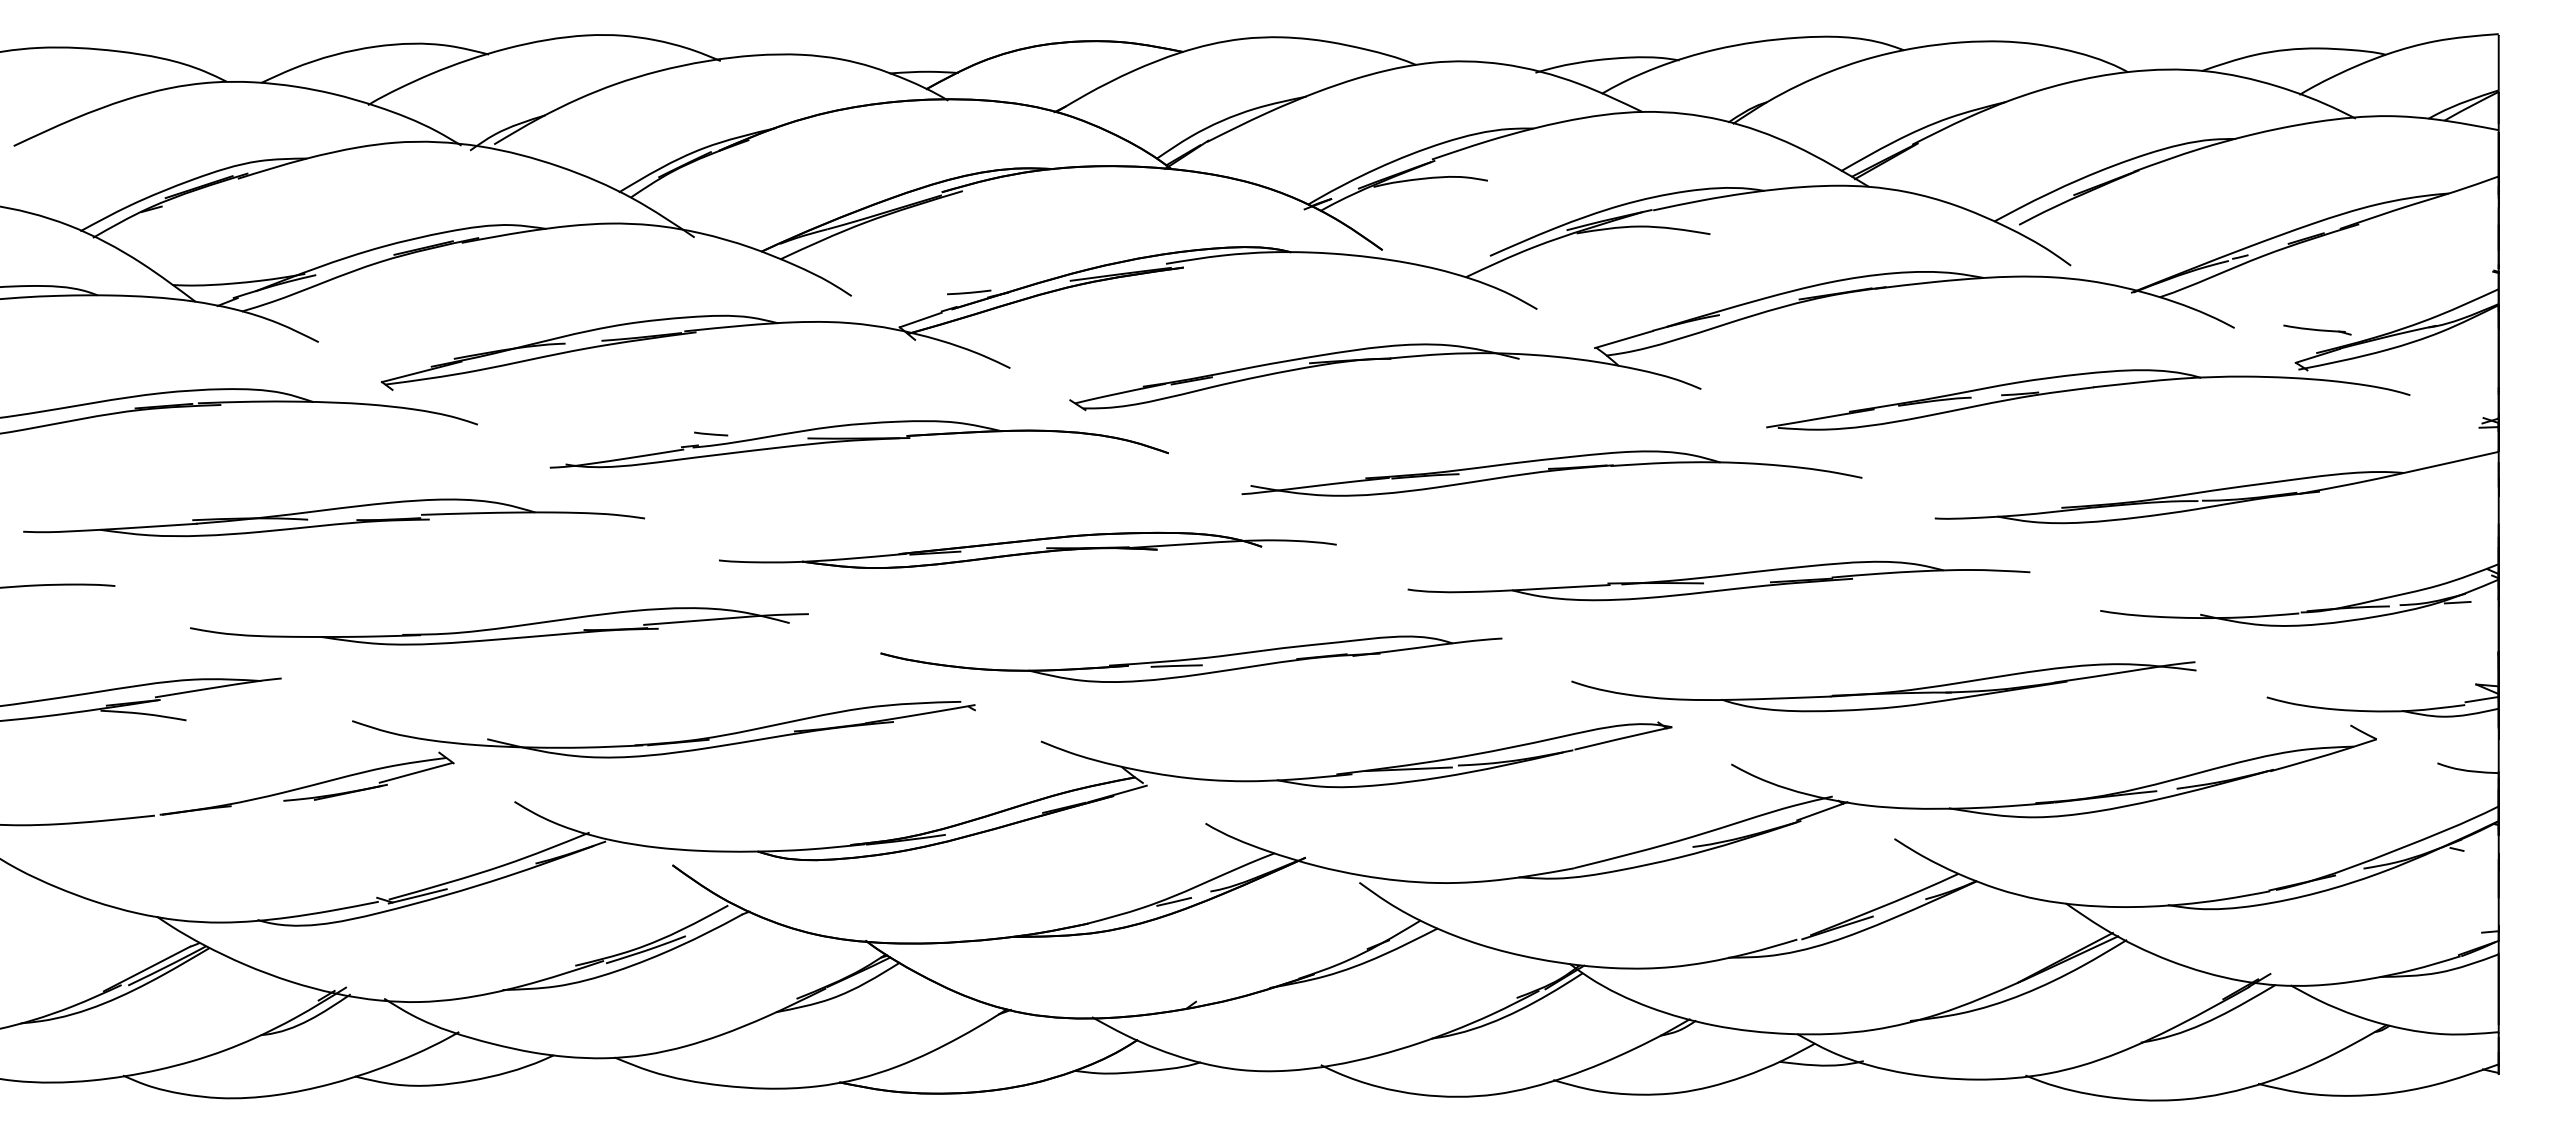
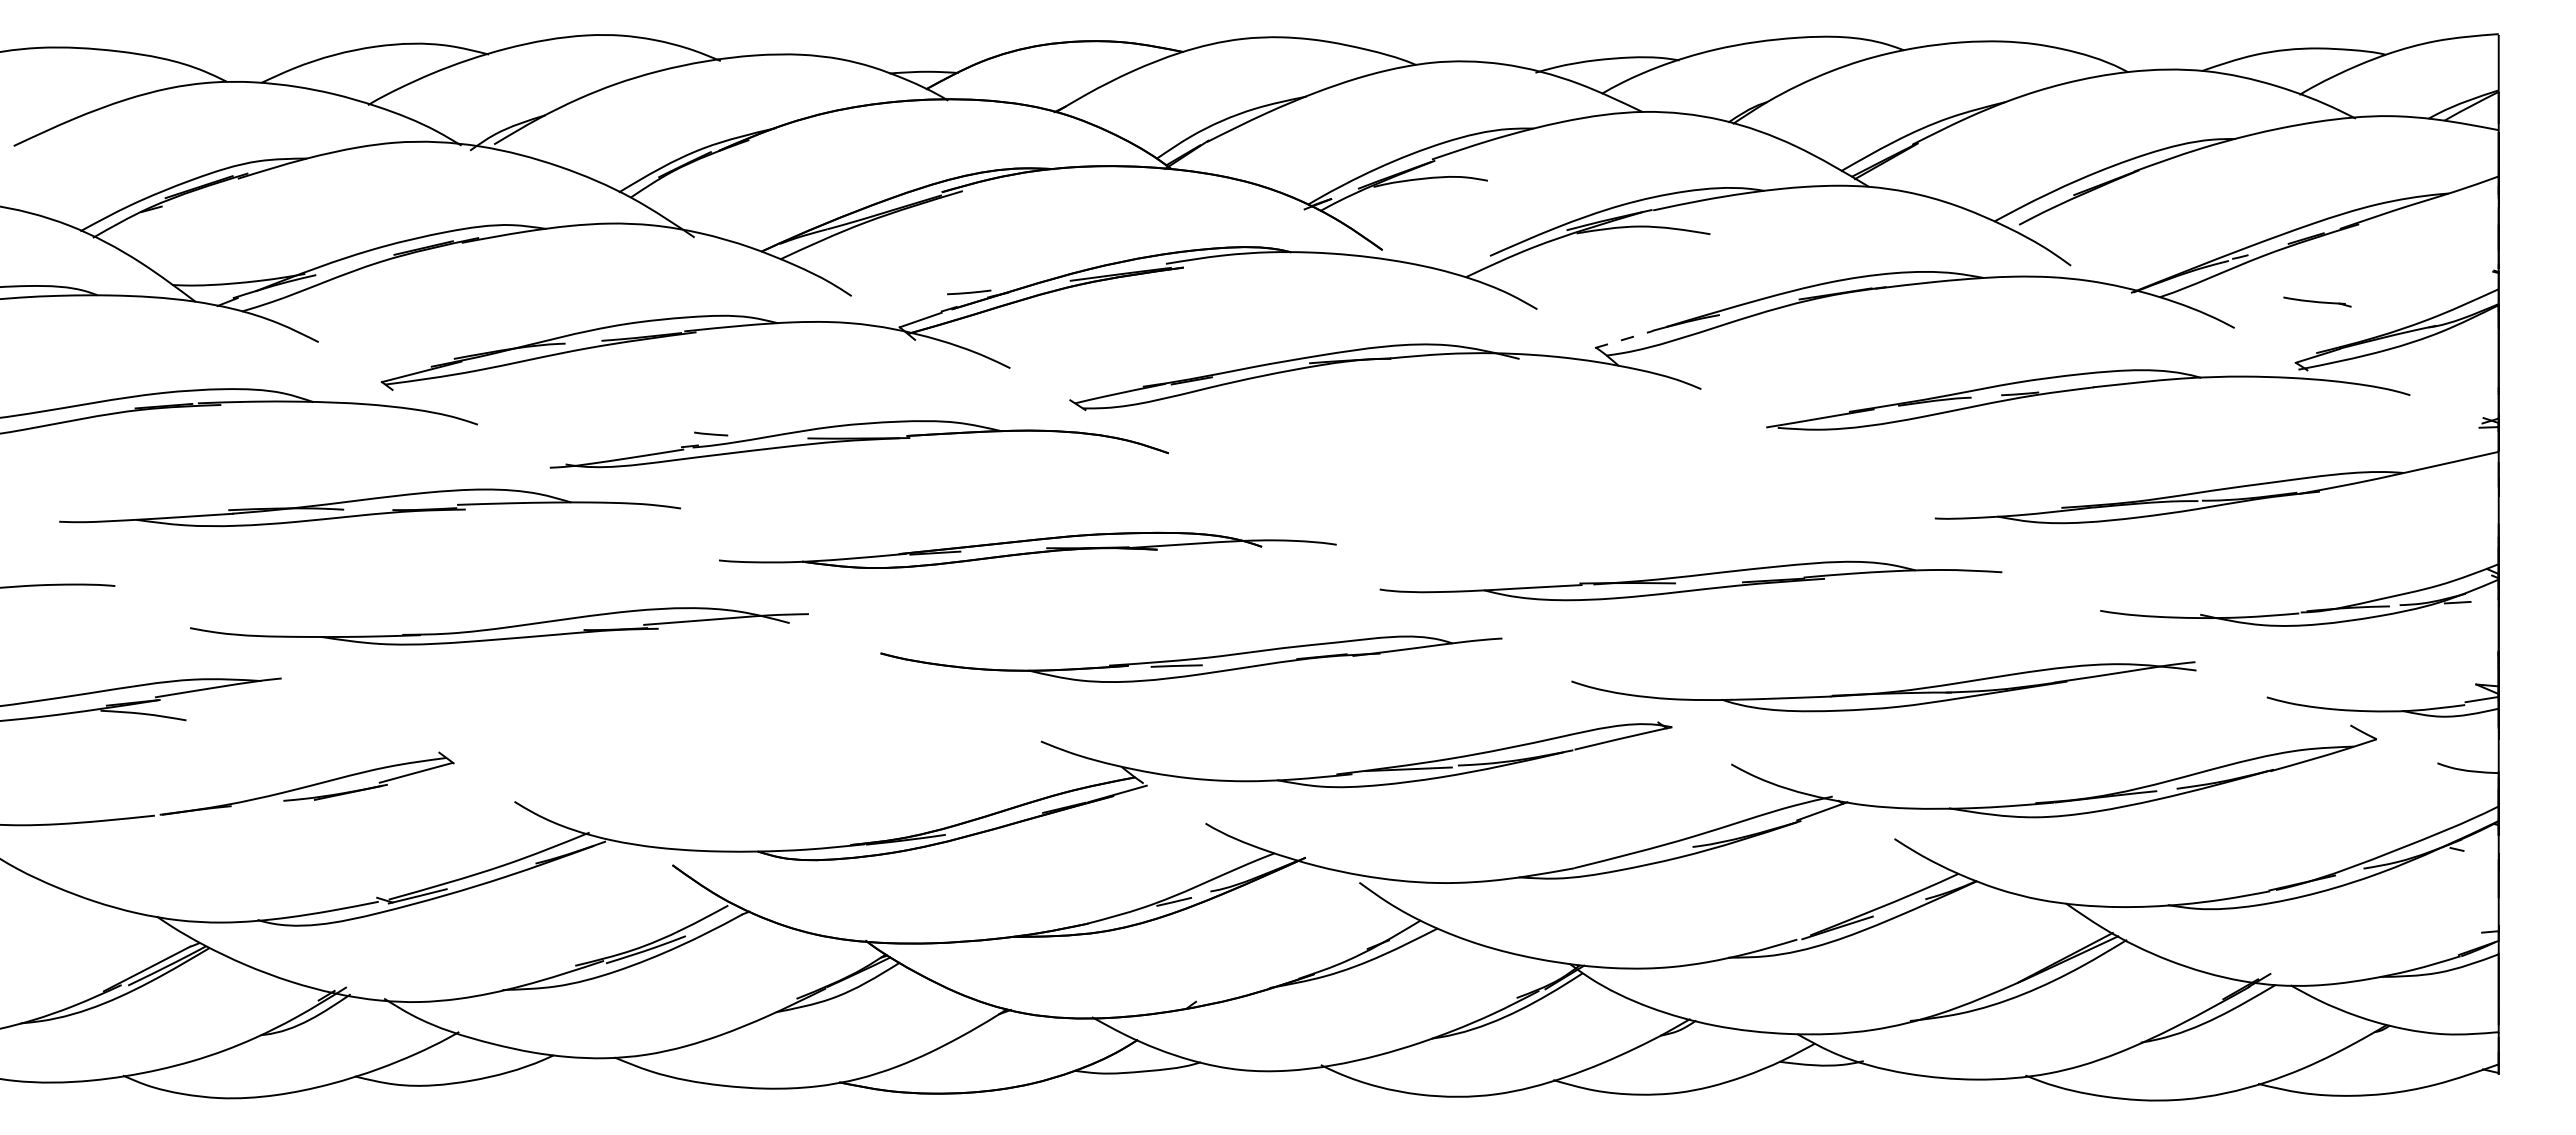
part position: (2317, 329) -> (2317, 301) (2317, 301)
line: solid -> dashed (1624, 339)
part: present -> none (1551, 473)
part position: (333, 517) -> (369, 507) (369, 507)
part position: (1718, 580) -> (1690, 580) (1690, 580)
part: present -> none (668, 741)
